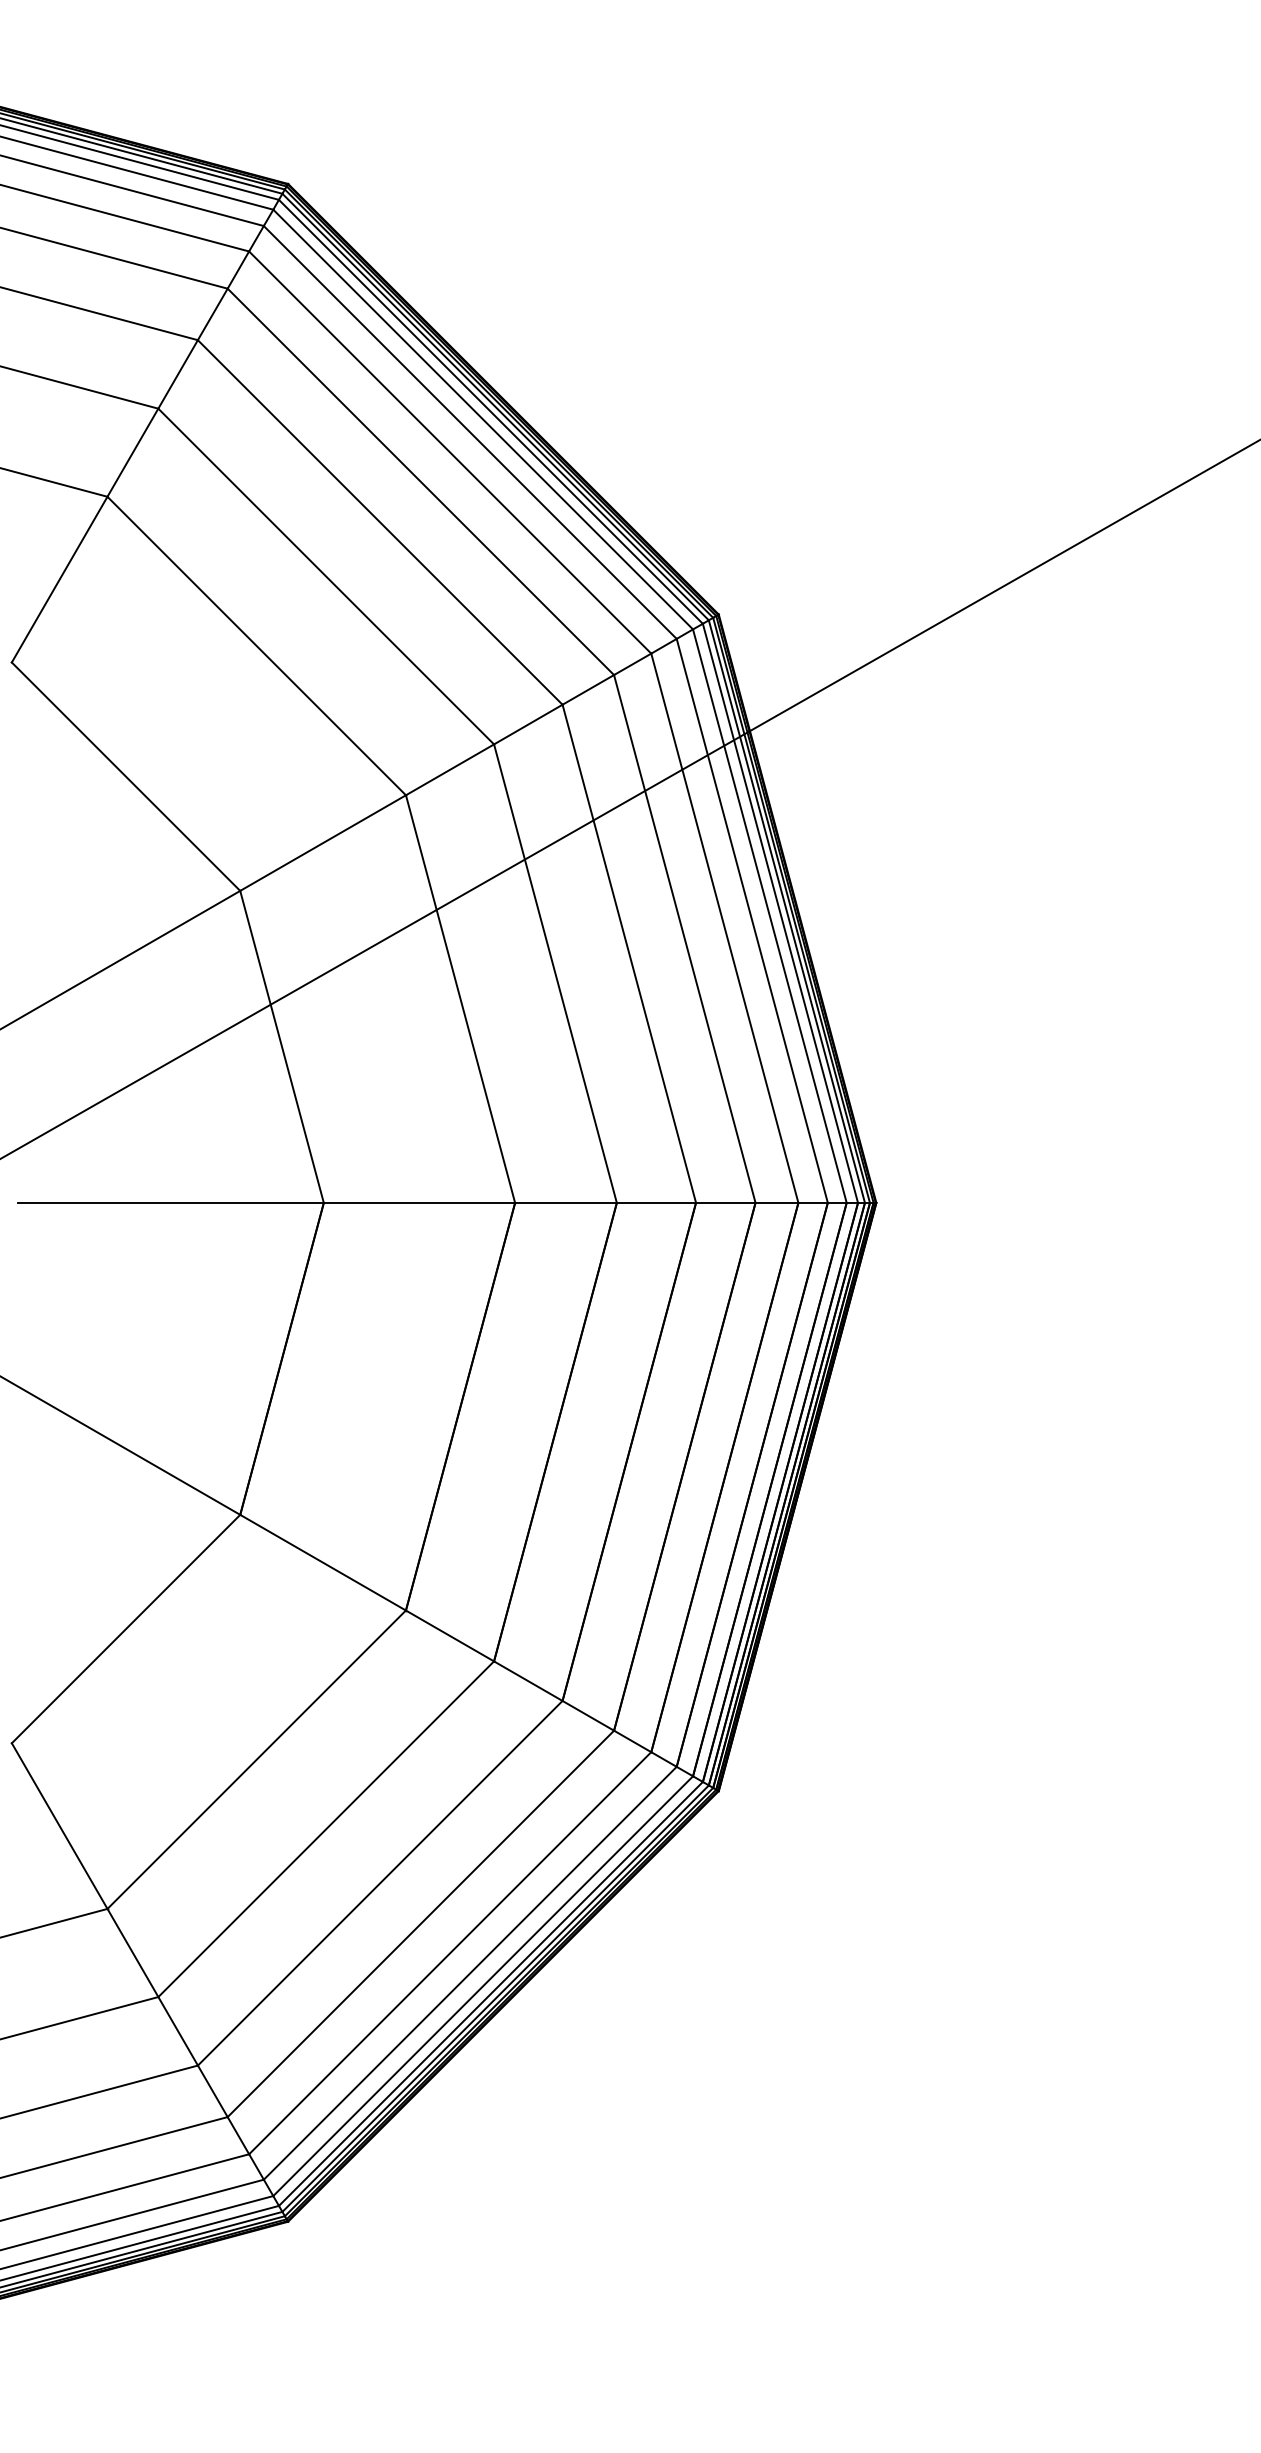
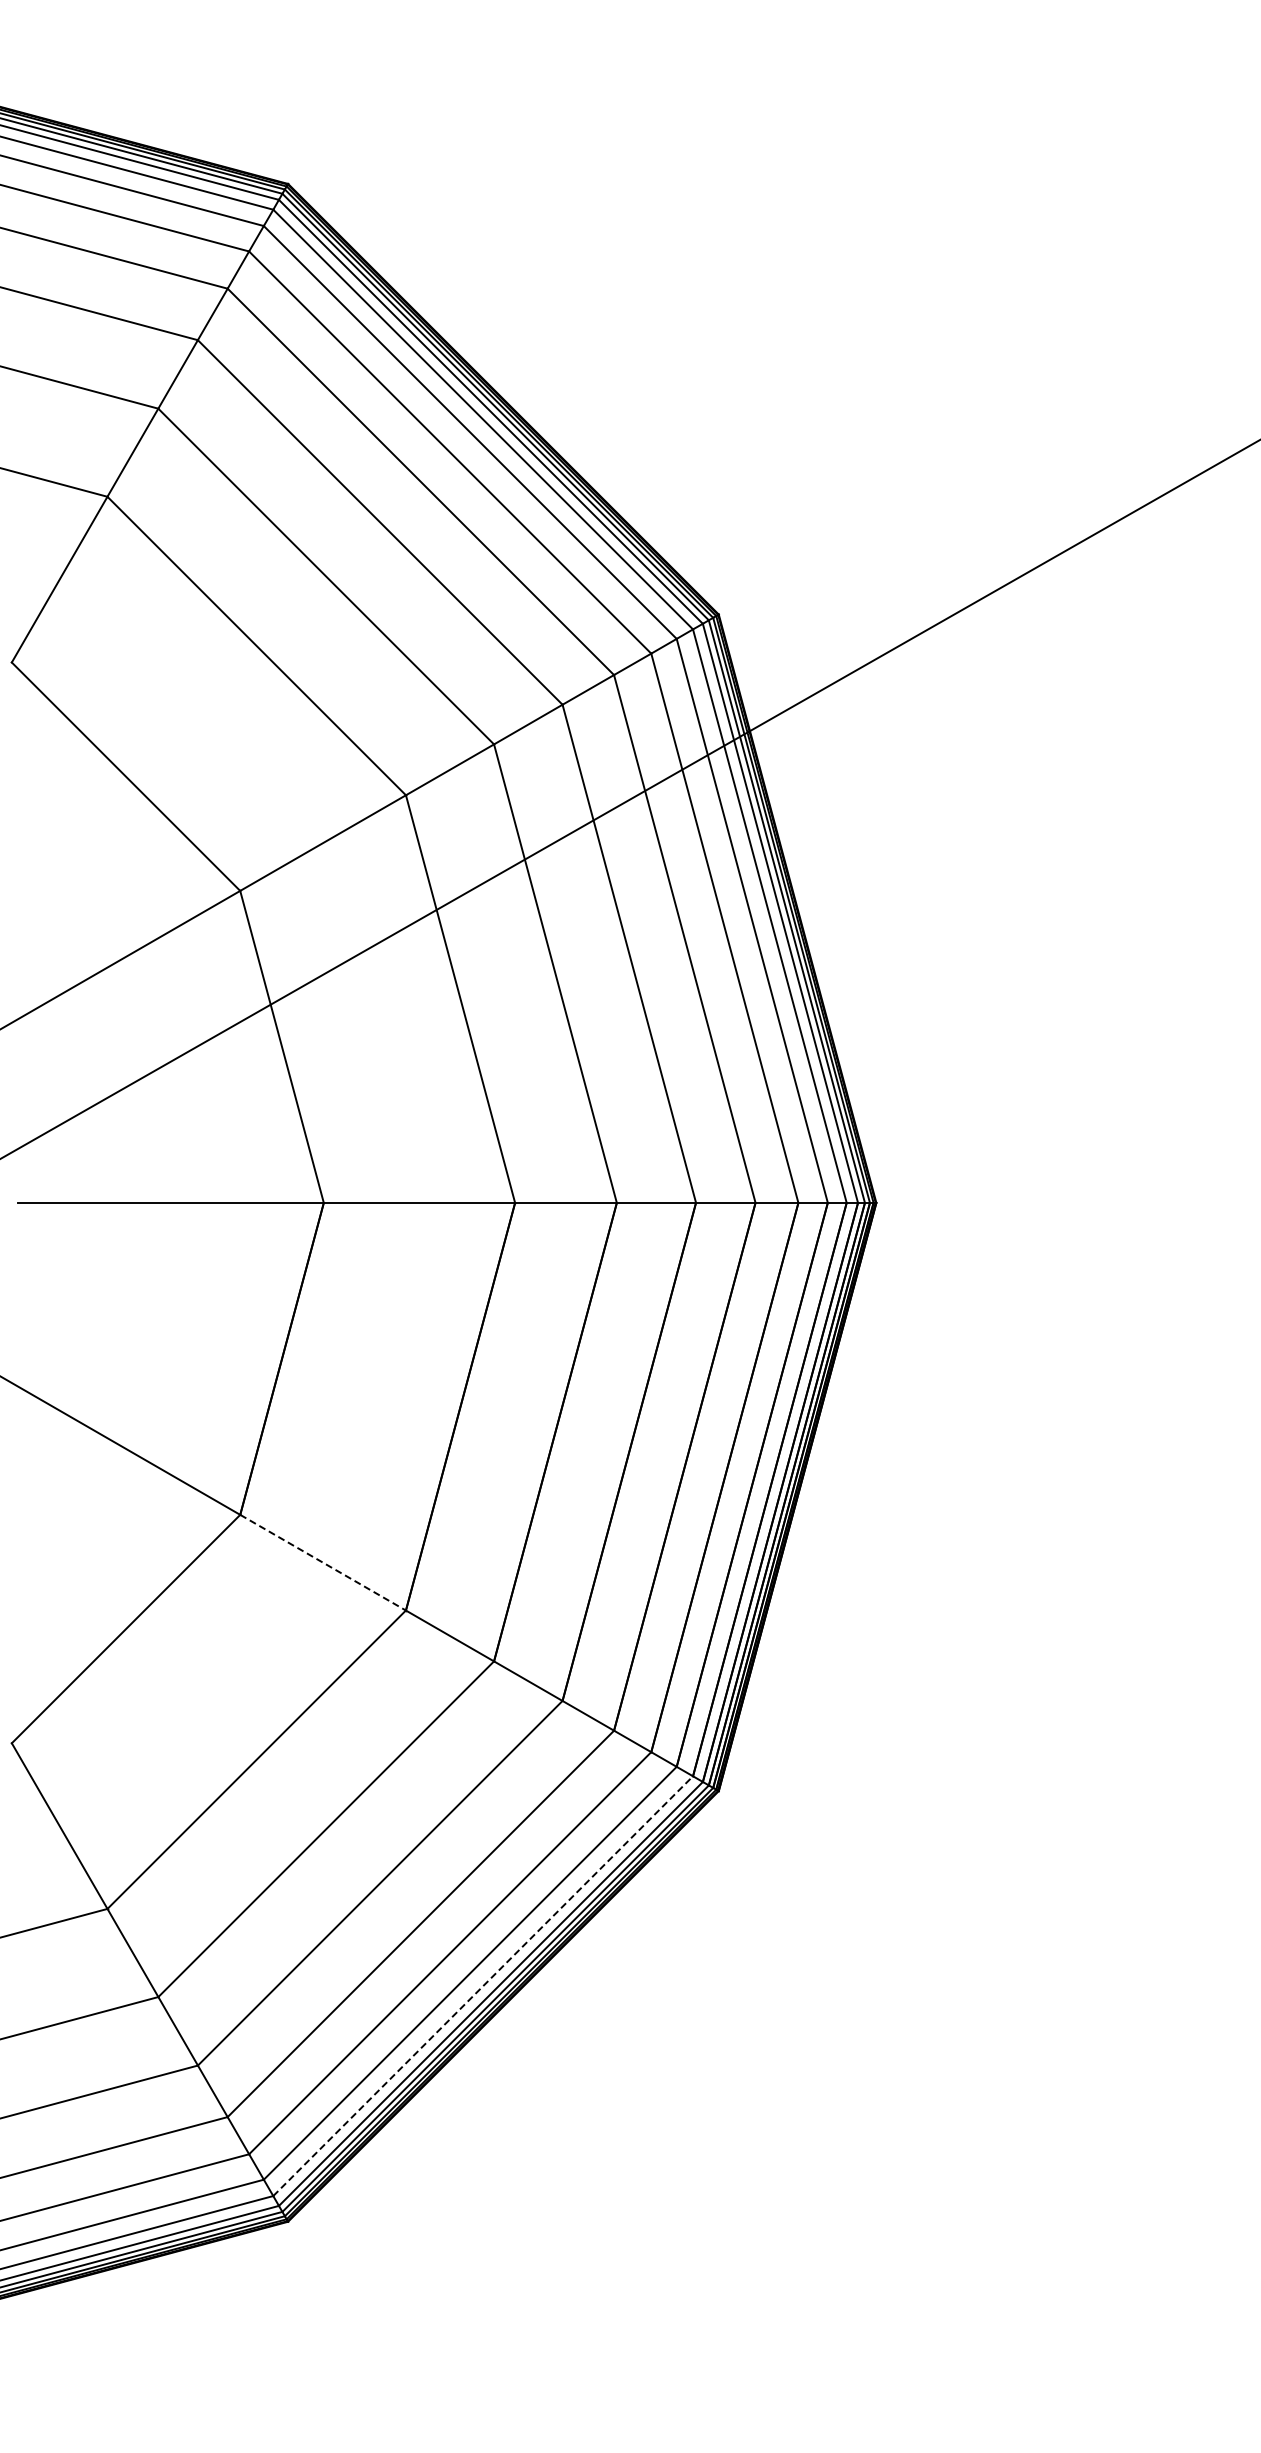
line: solid -> dashed (323, 1562)
line: solid -> dashed (483, 1986)
